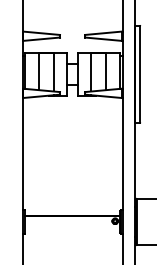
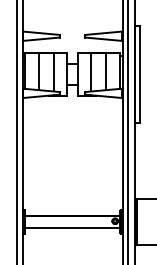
line: none -> present (16, 131)
line: none -> present (128, 131)
line: none -> present (72, 228)
